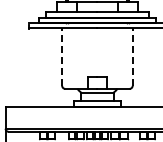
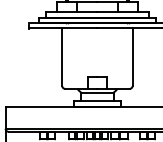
line: dashed -> solid (62, 56)
line: dashed -> solid (132, 56)
